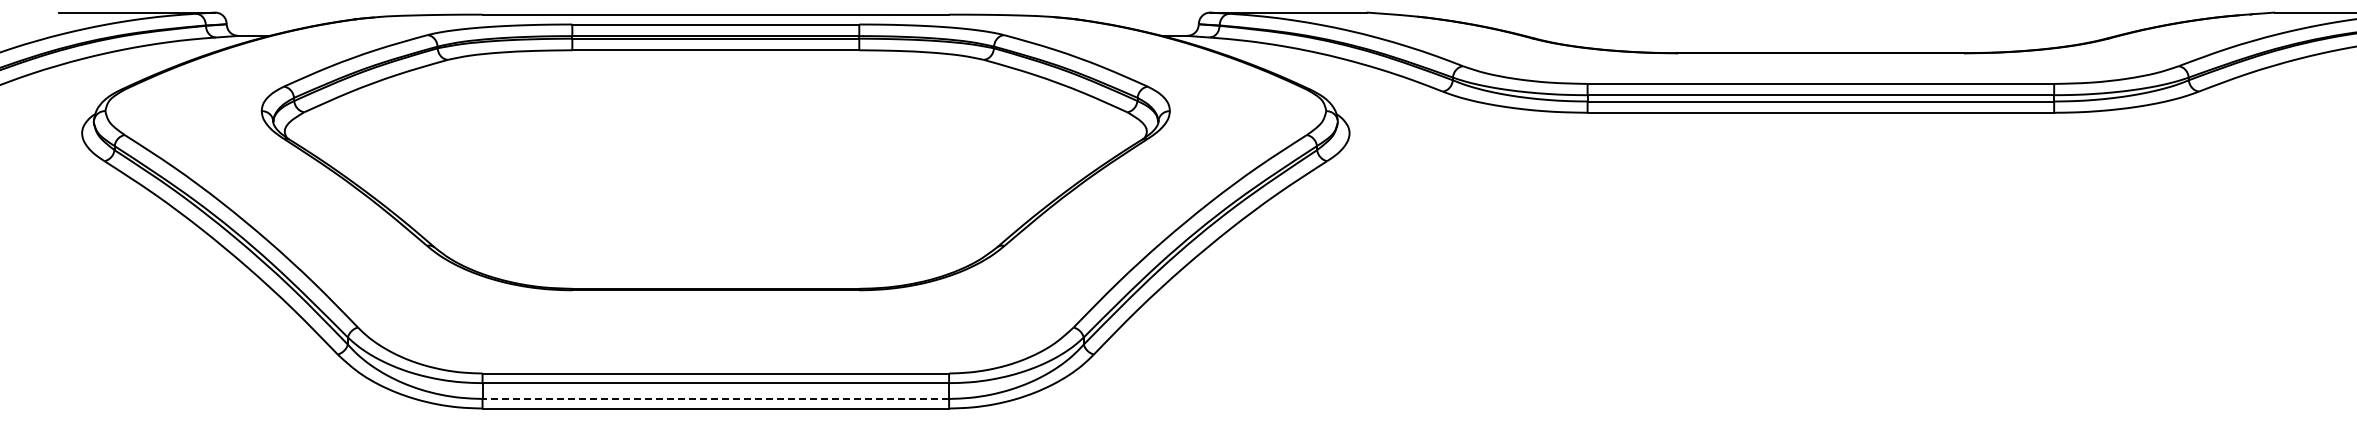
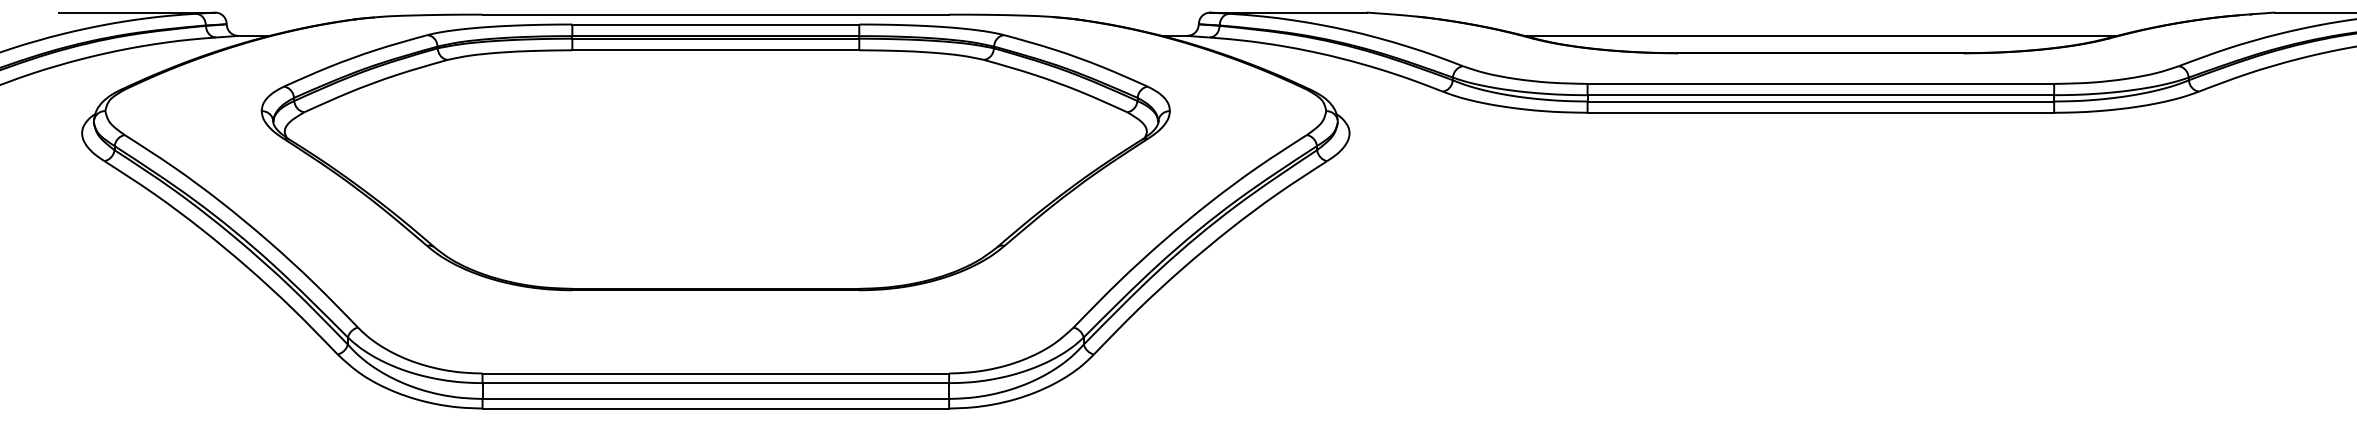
line: none -> present (1820, 35)
line: dashed -> solid (715, 398)
